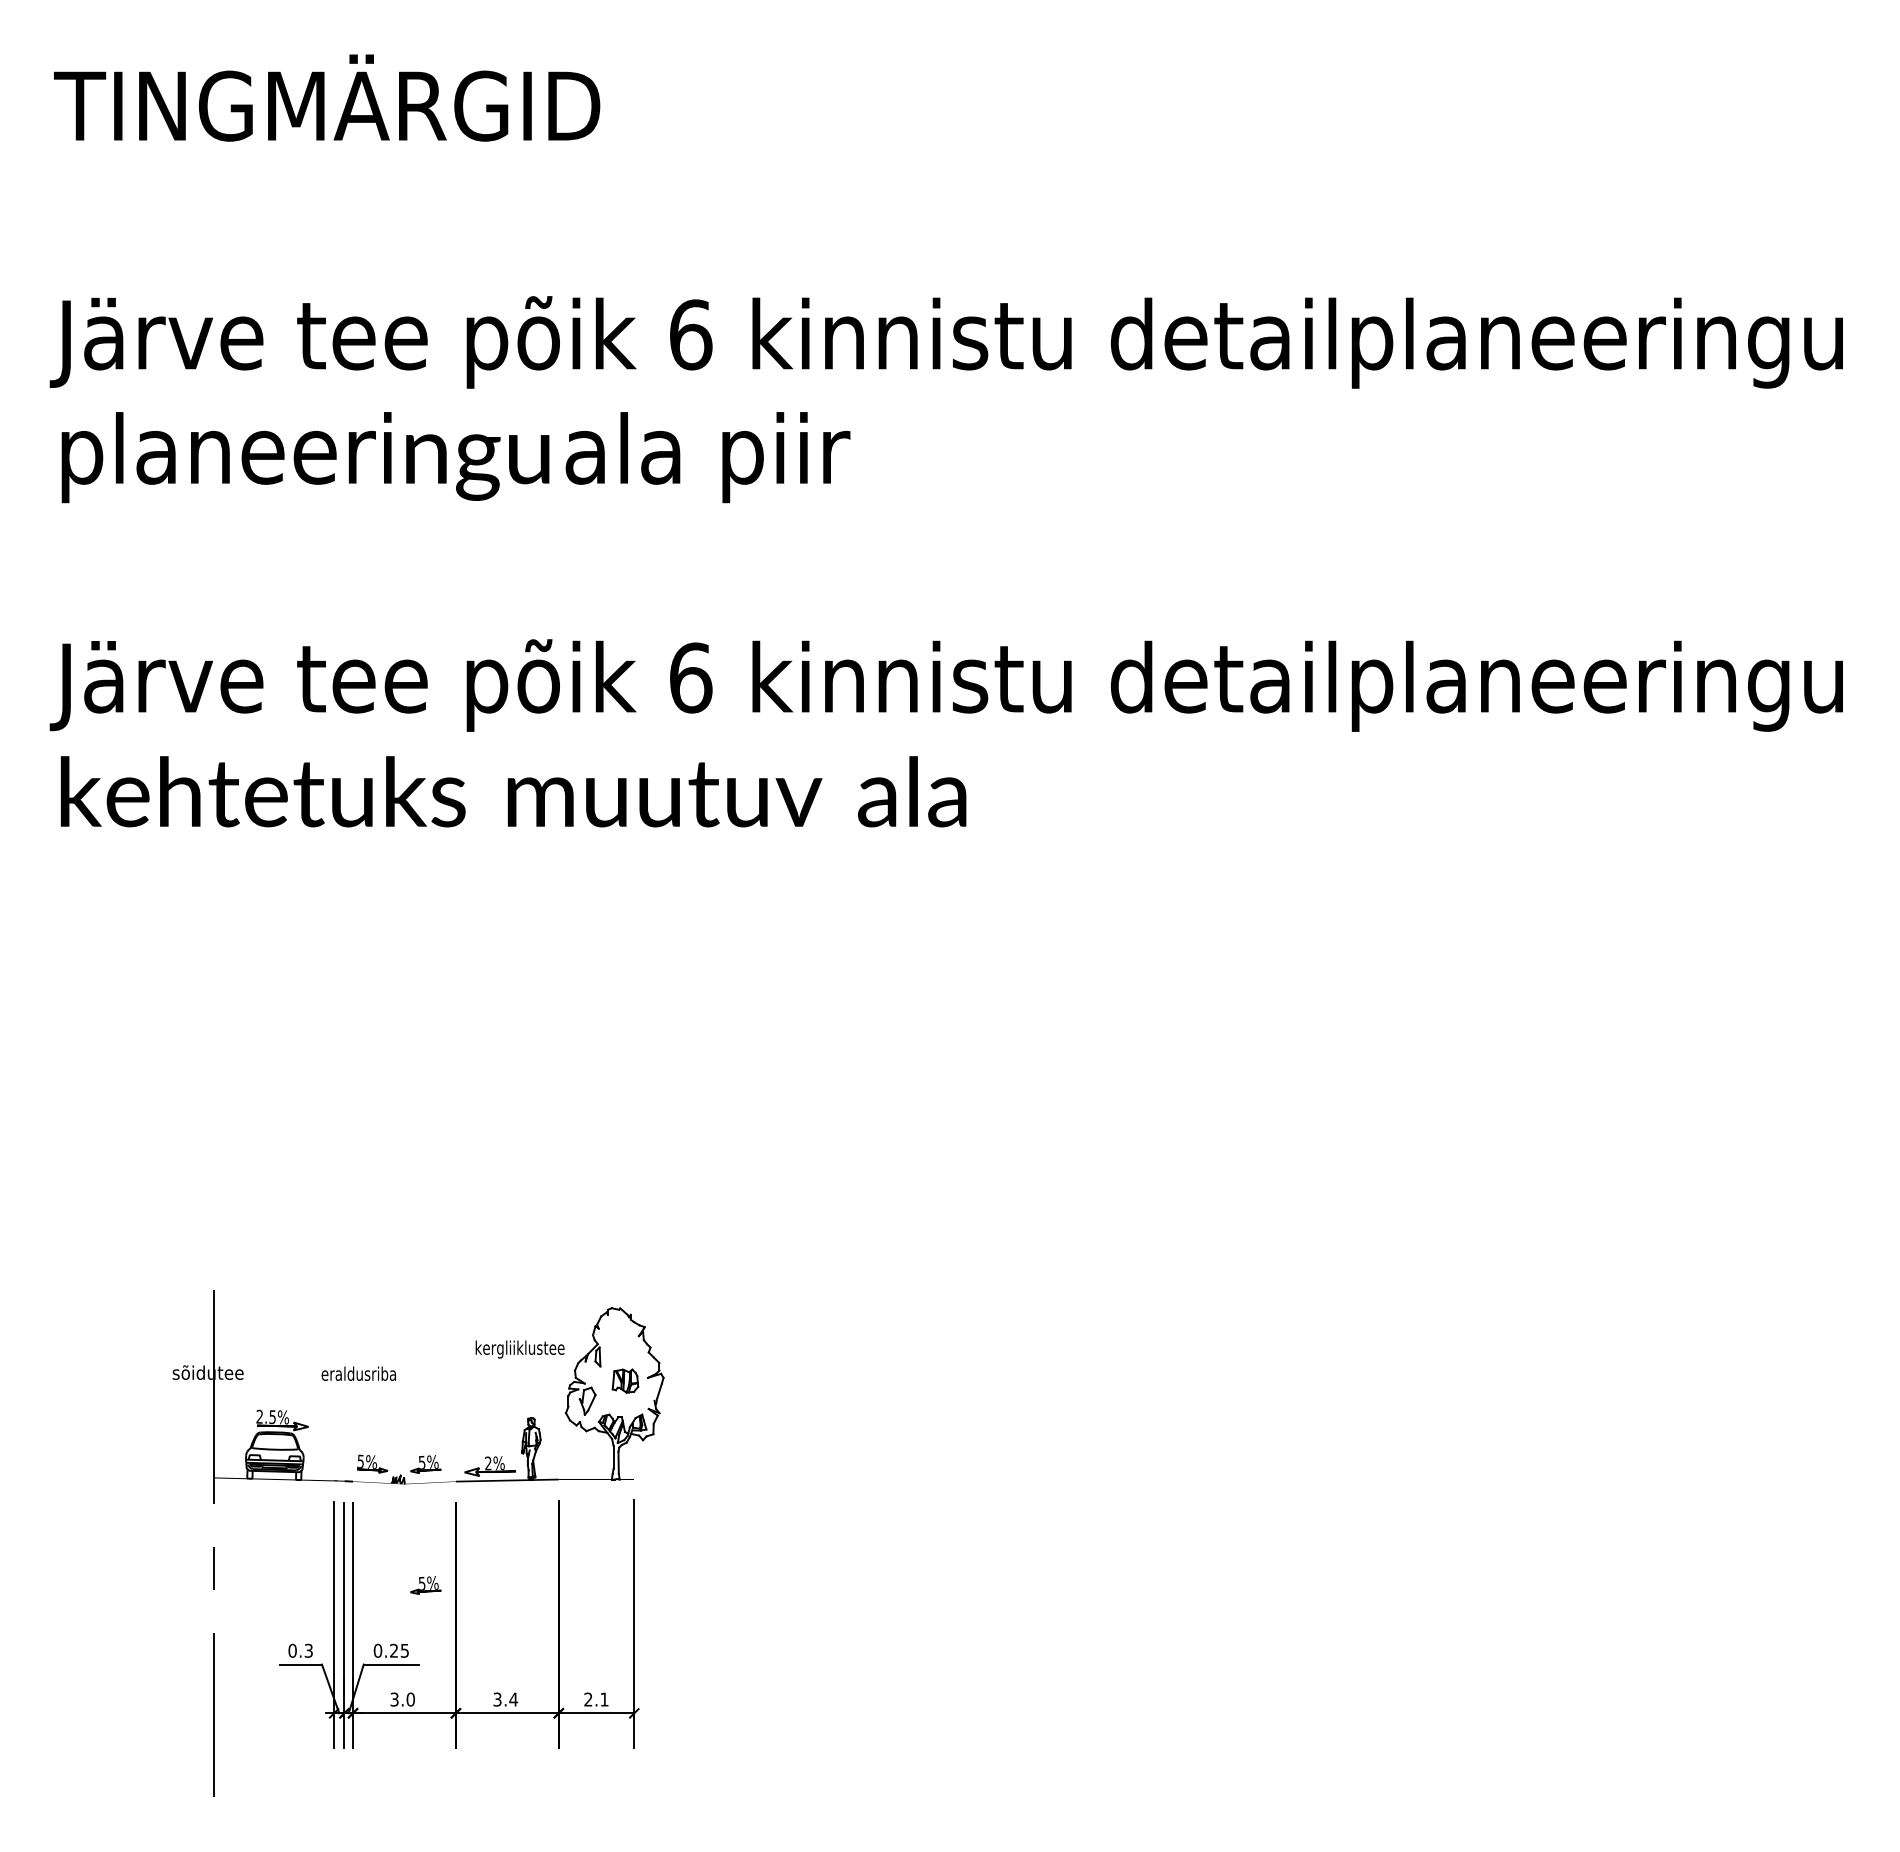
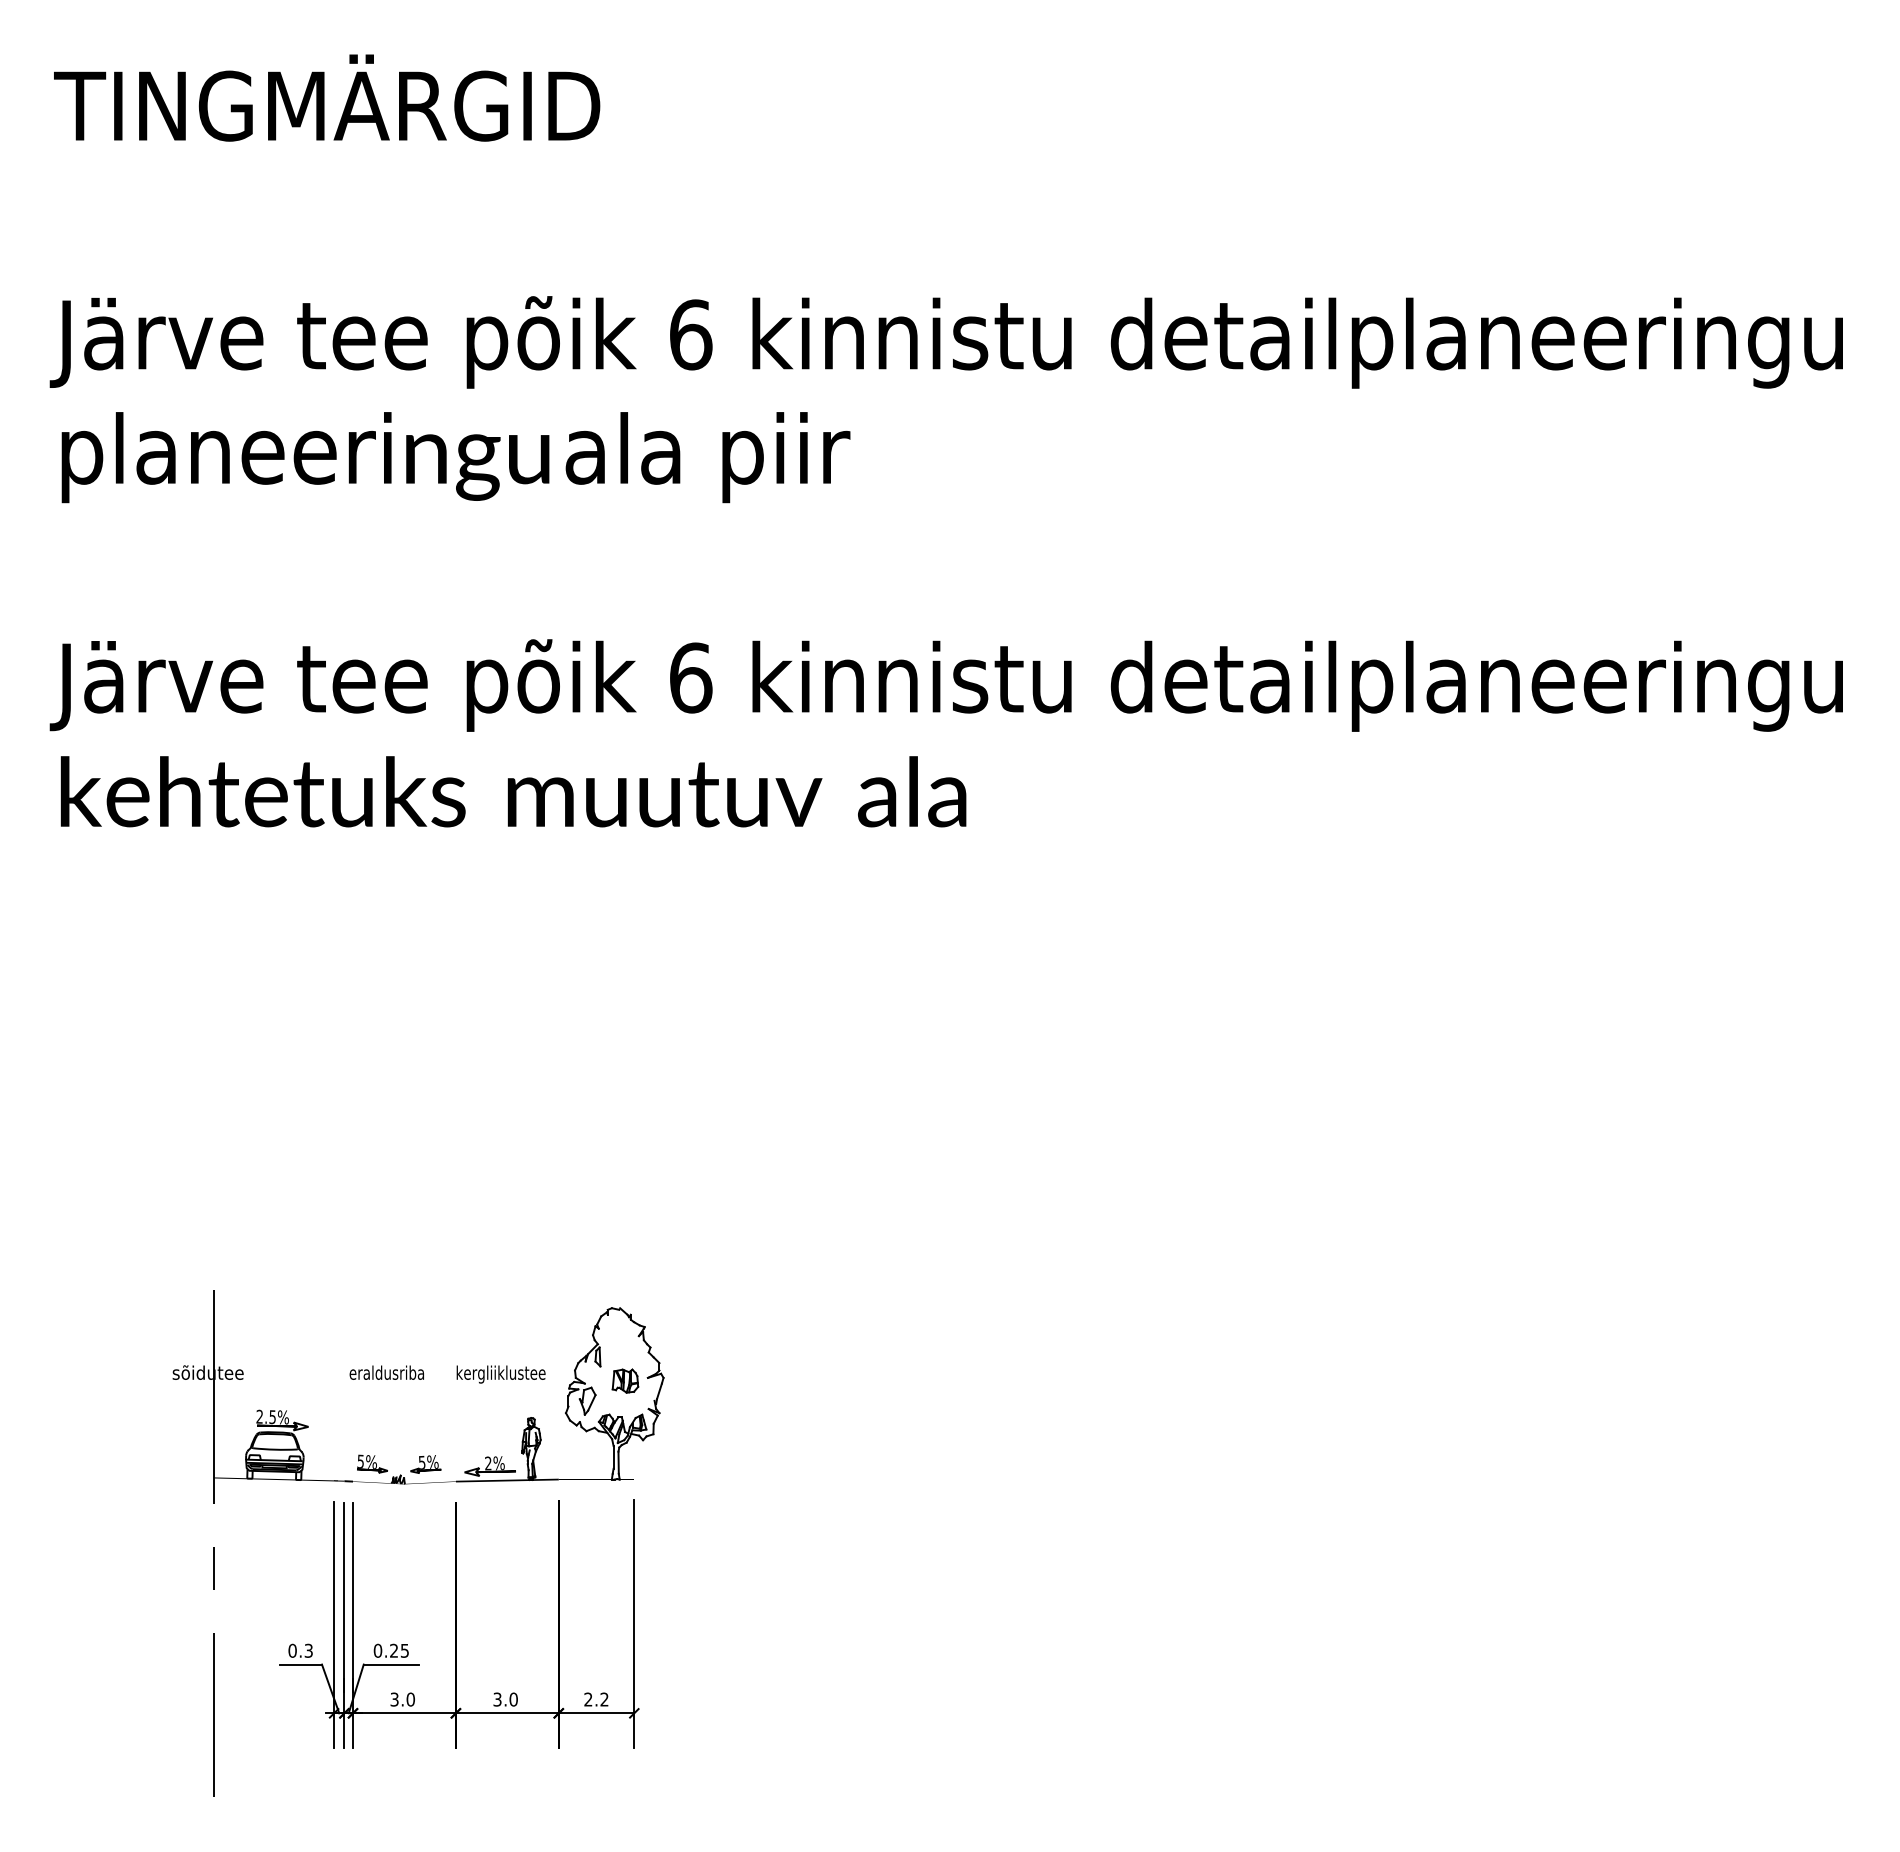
text position: (519, 1349) -> (500, 1374) (500, 1374)
text position: (358, 1373) -> (386, 1372) (386, 1372)
part: present -> none (425, 1585)
text: 3.4 -> 3.0 (513, 1699)
text: 2.1 -> 2.2 (604, 1699)
